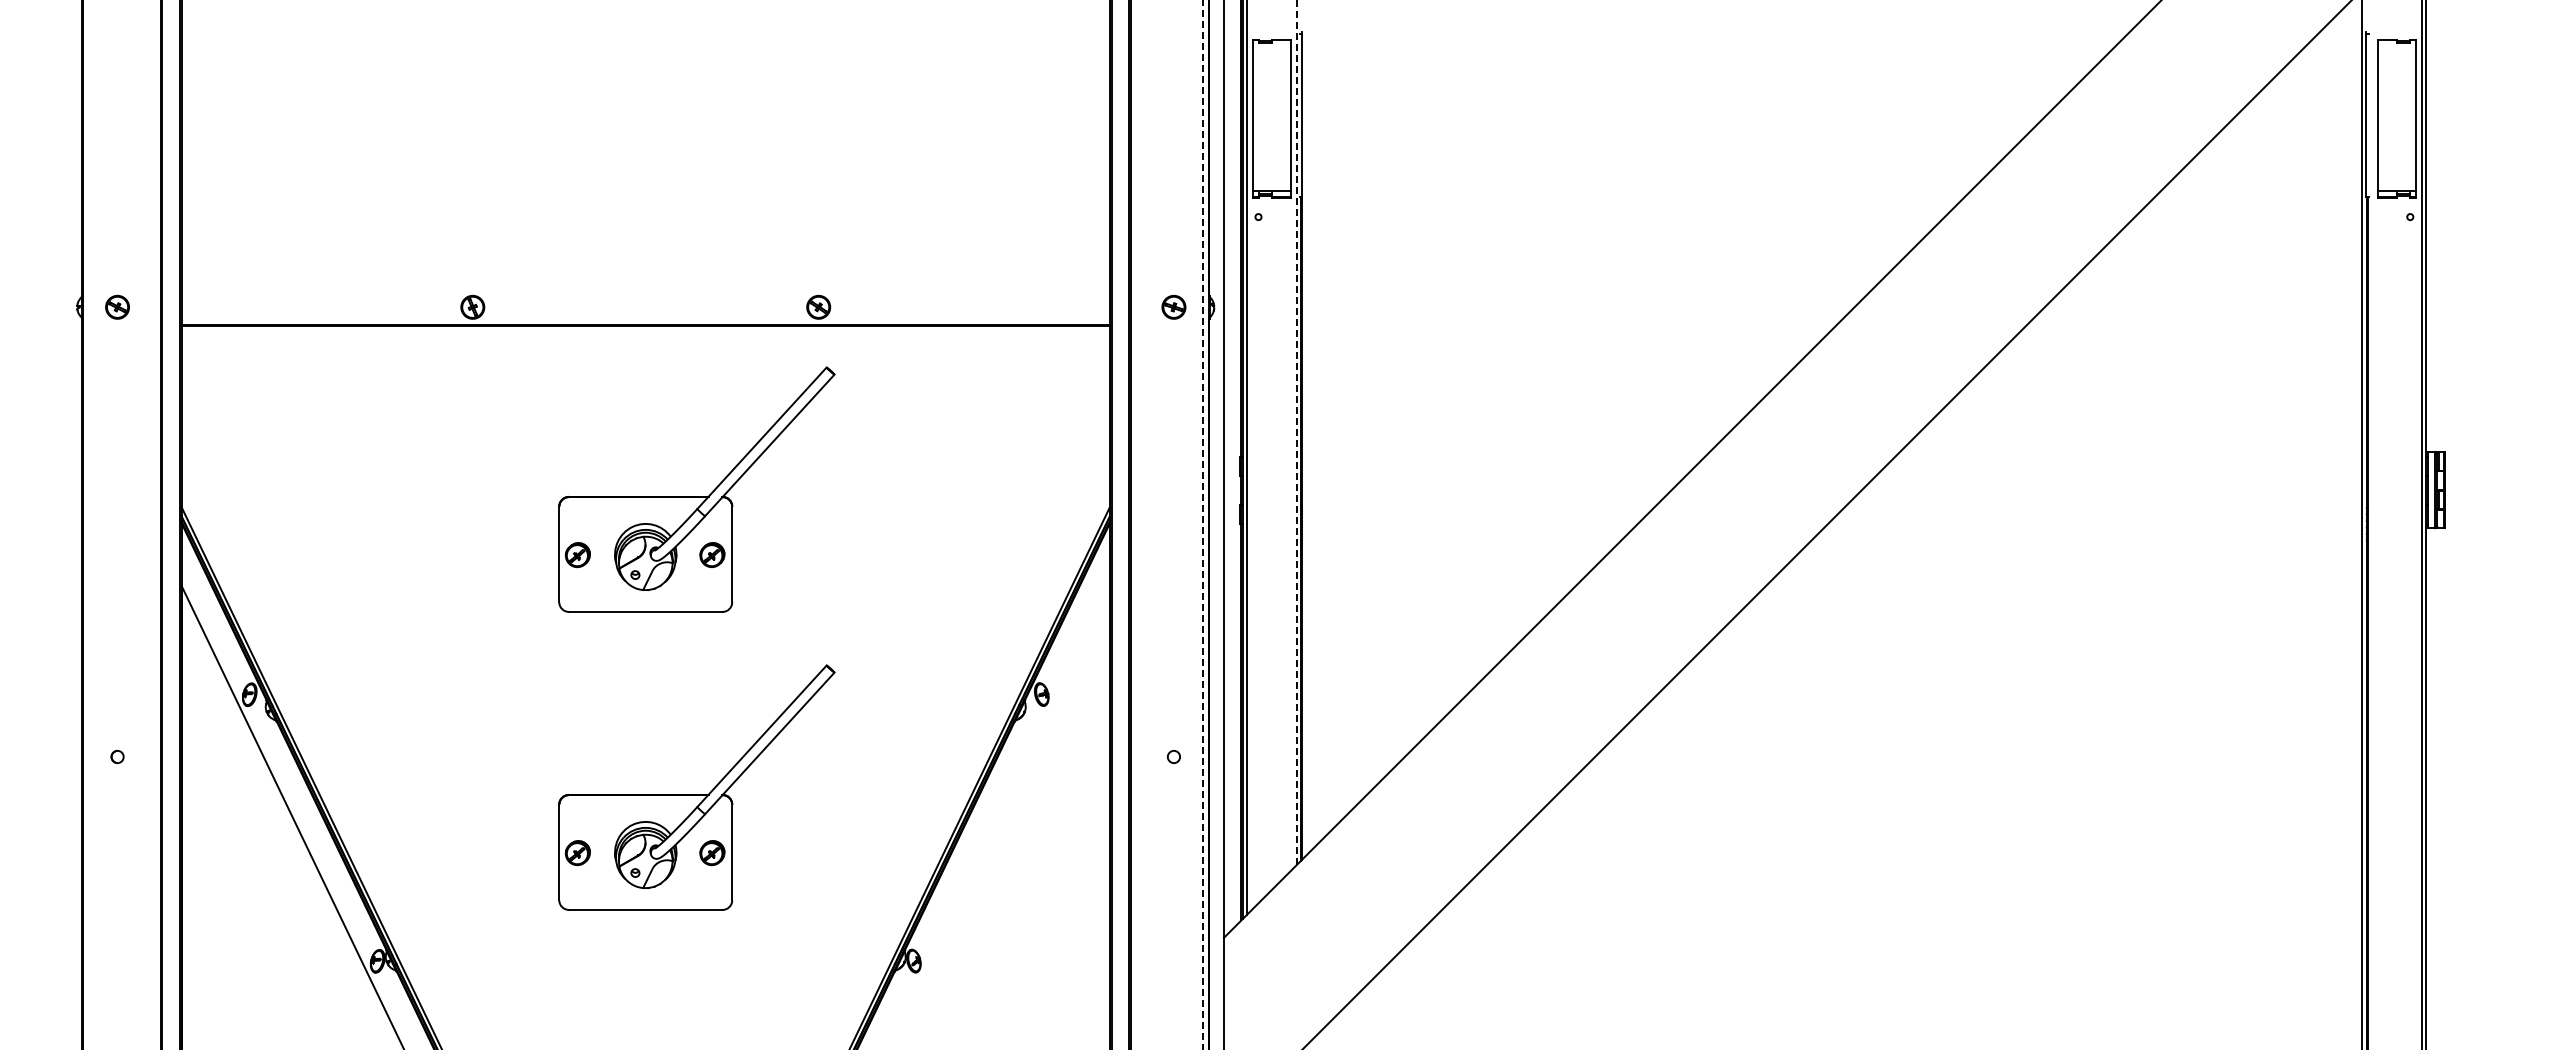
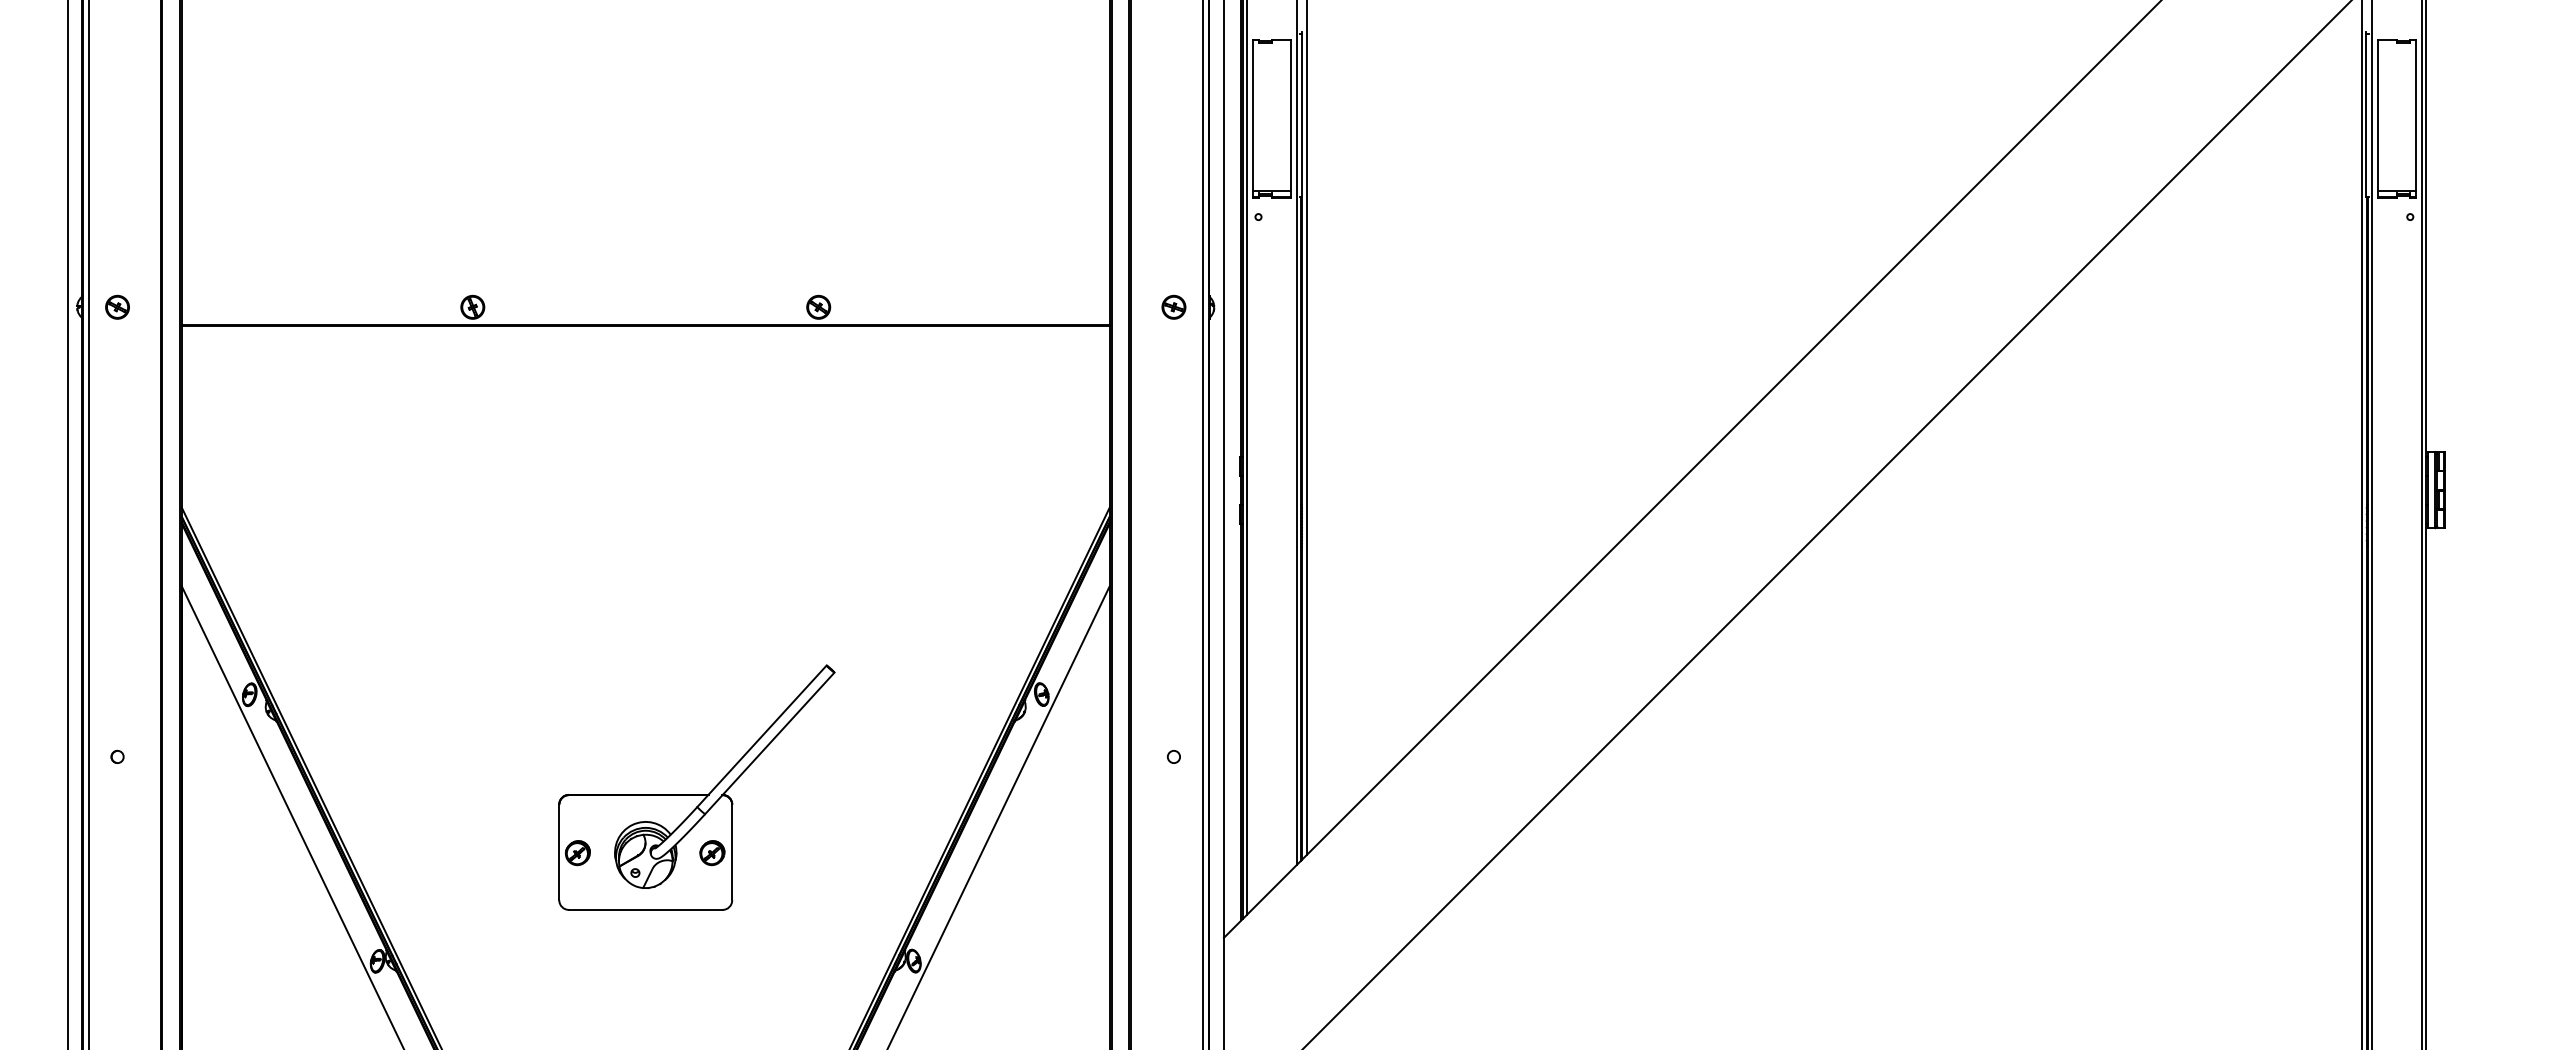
line: none -> present (1306, 428)
line: dashed -> solid (1296, 432)
part: present -> none (696, 496)
line: none -> present (67, 524)
line: none -> present (88, 524)
line: dashed -> solid (1203, 524)
line: none -> present (2371, 524)
line: none -> present (998, 816)
